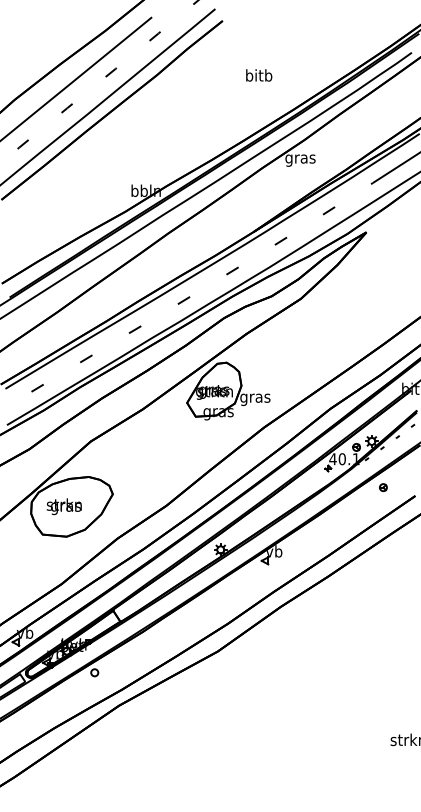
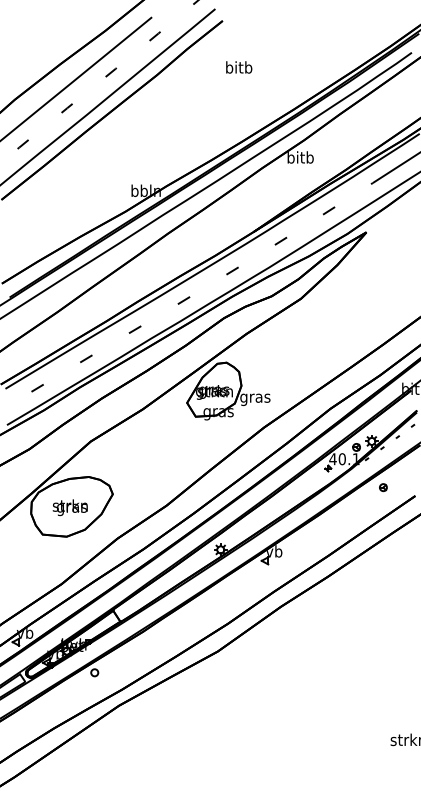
text position: (259, 75) -> (239, 67) (239, 67)
text: gras -> bitb (300, 158)
text position: (63, 506) -> (69, 507) (69, 507)
